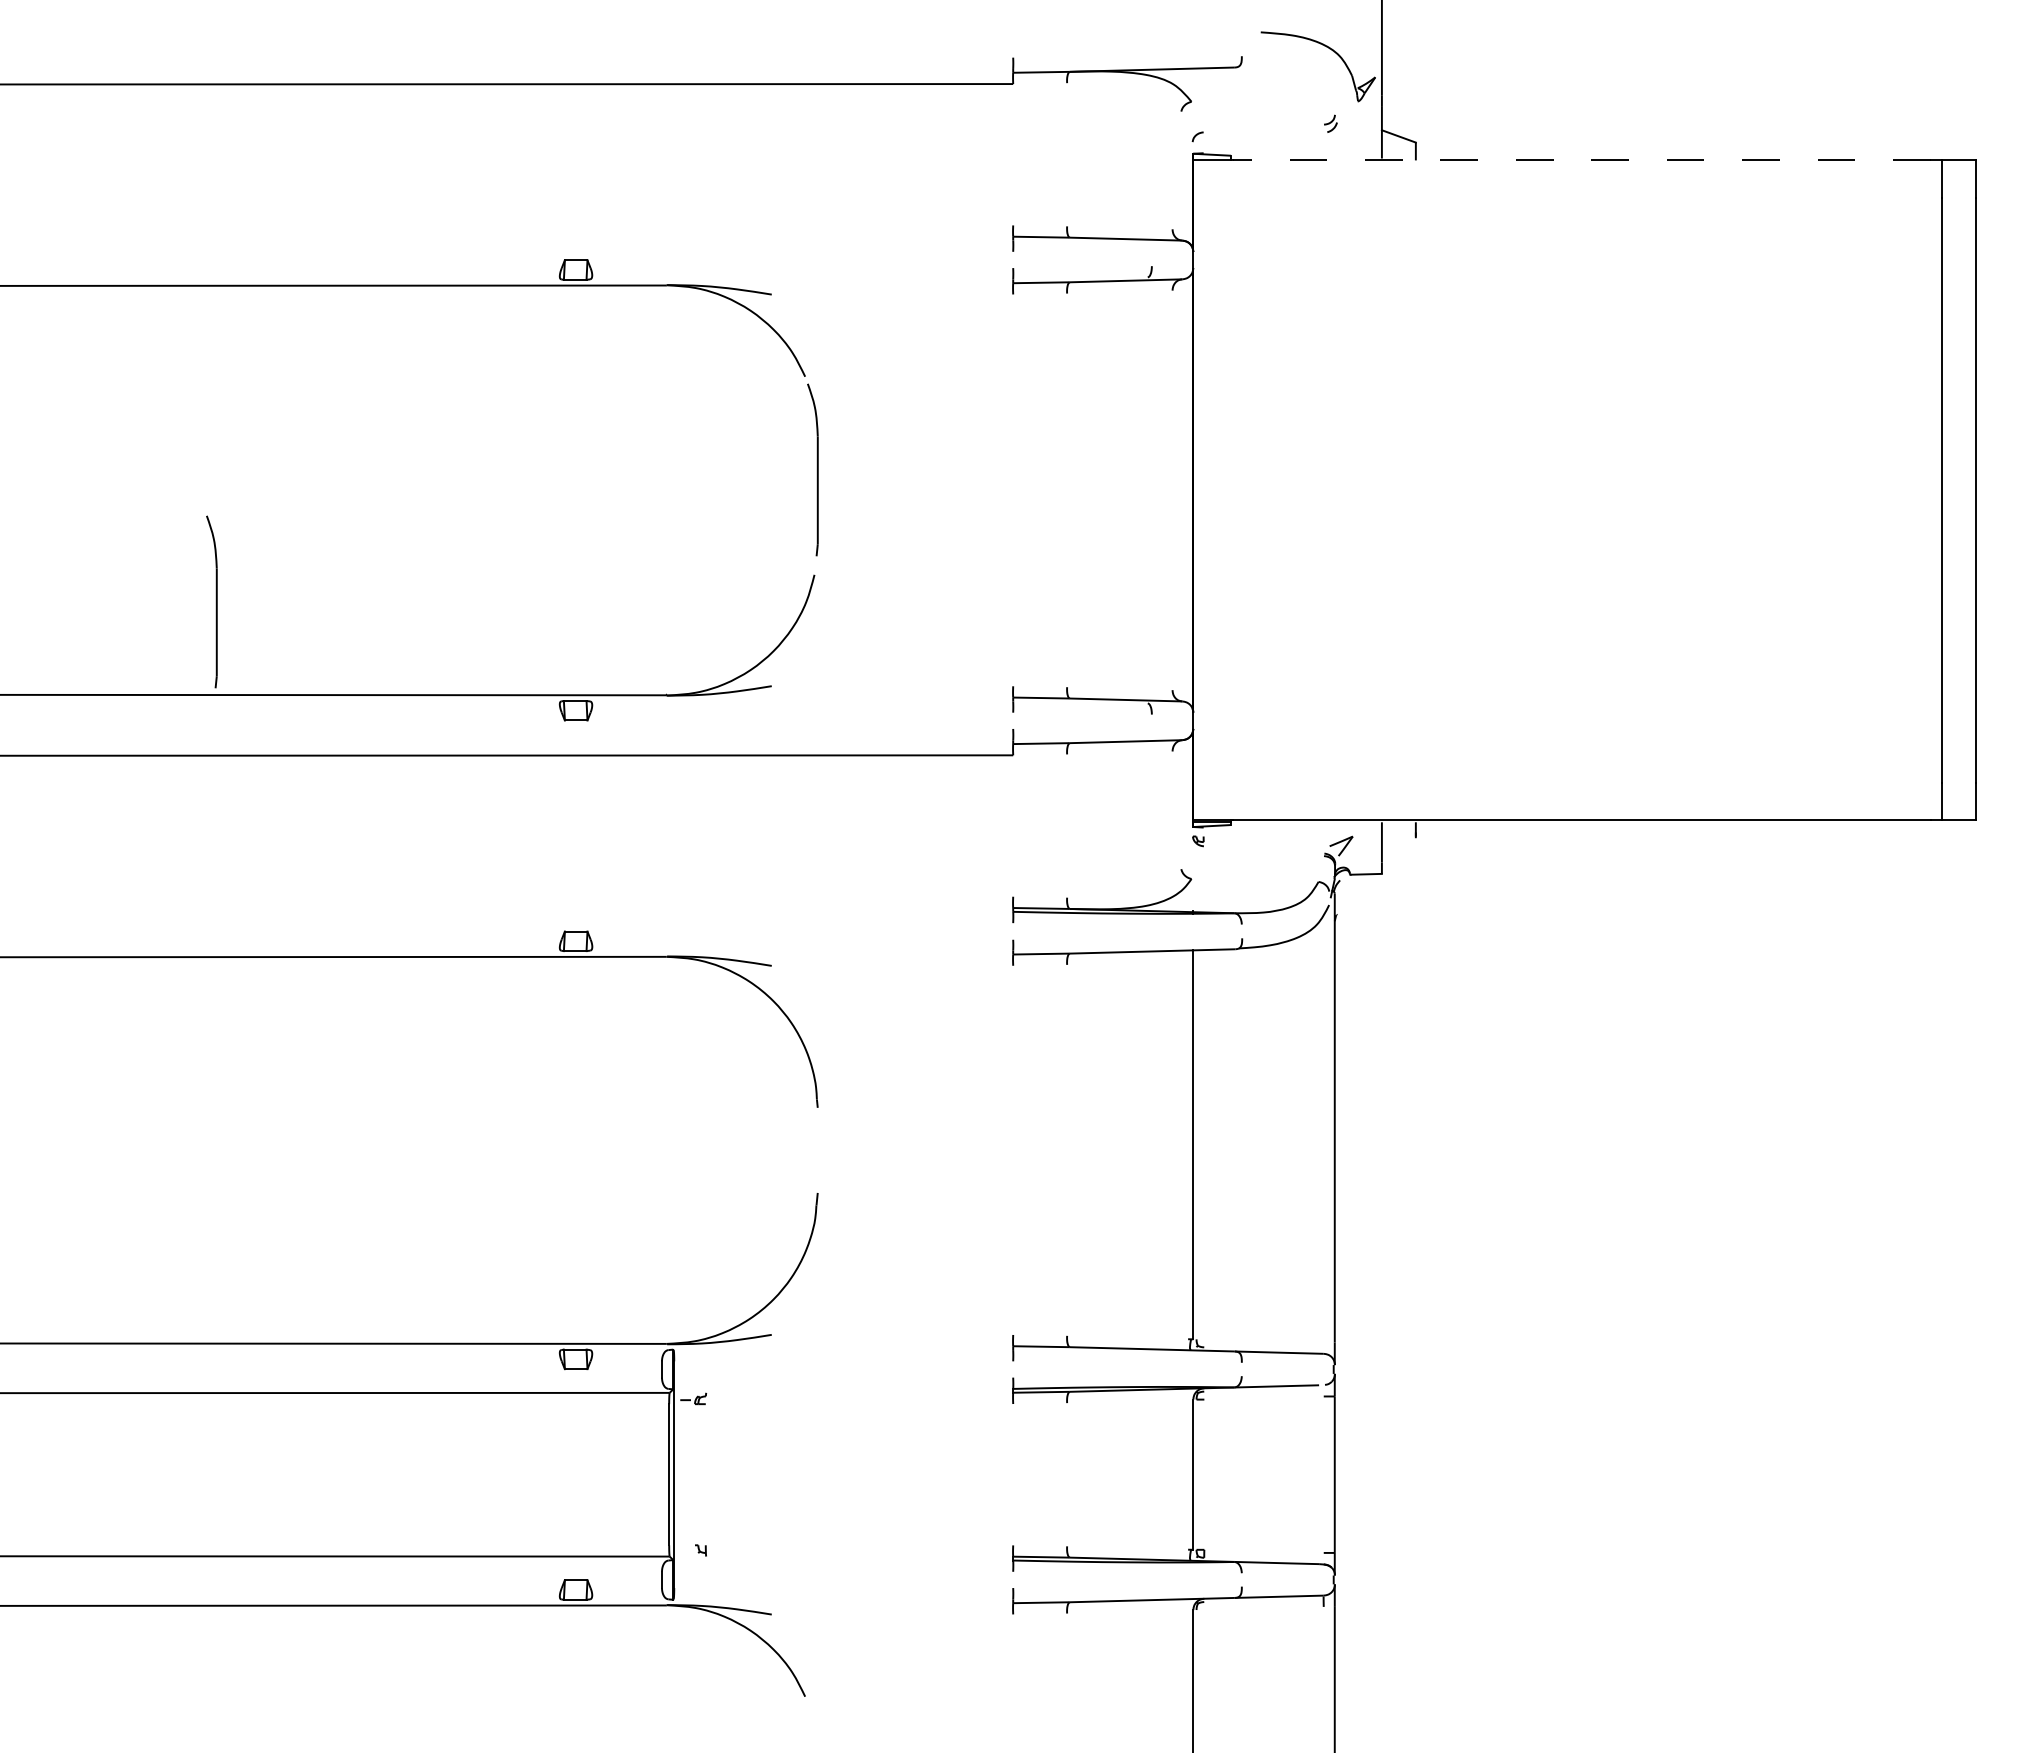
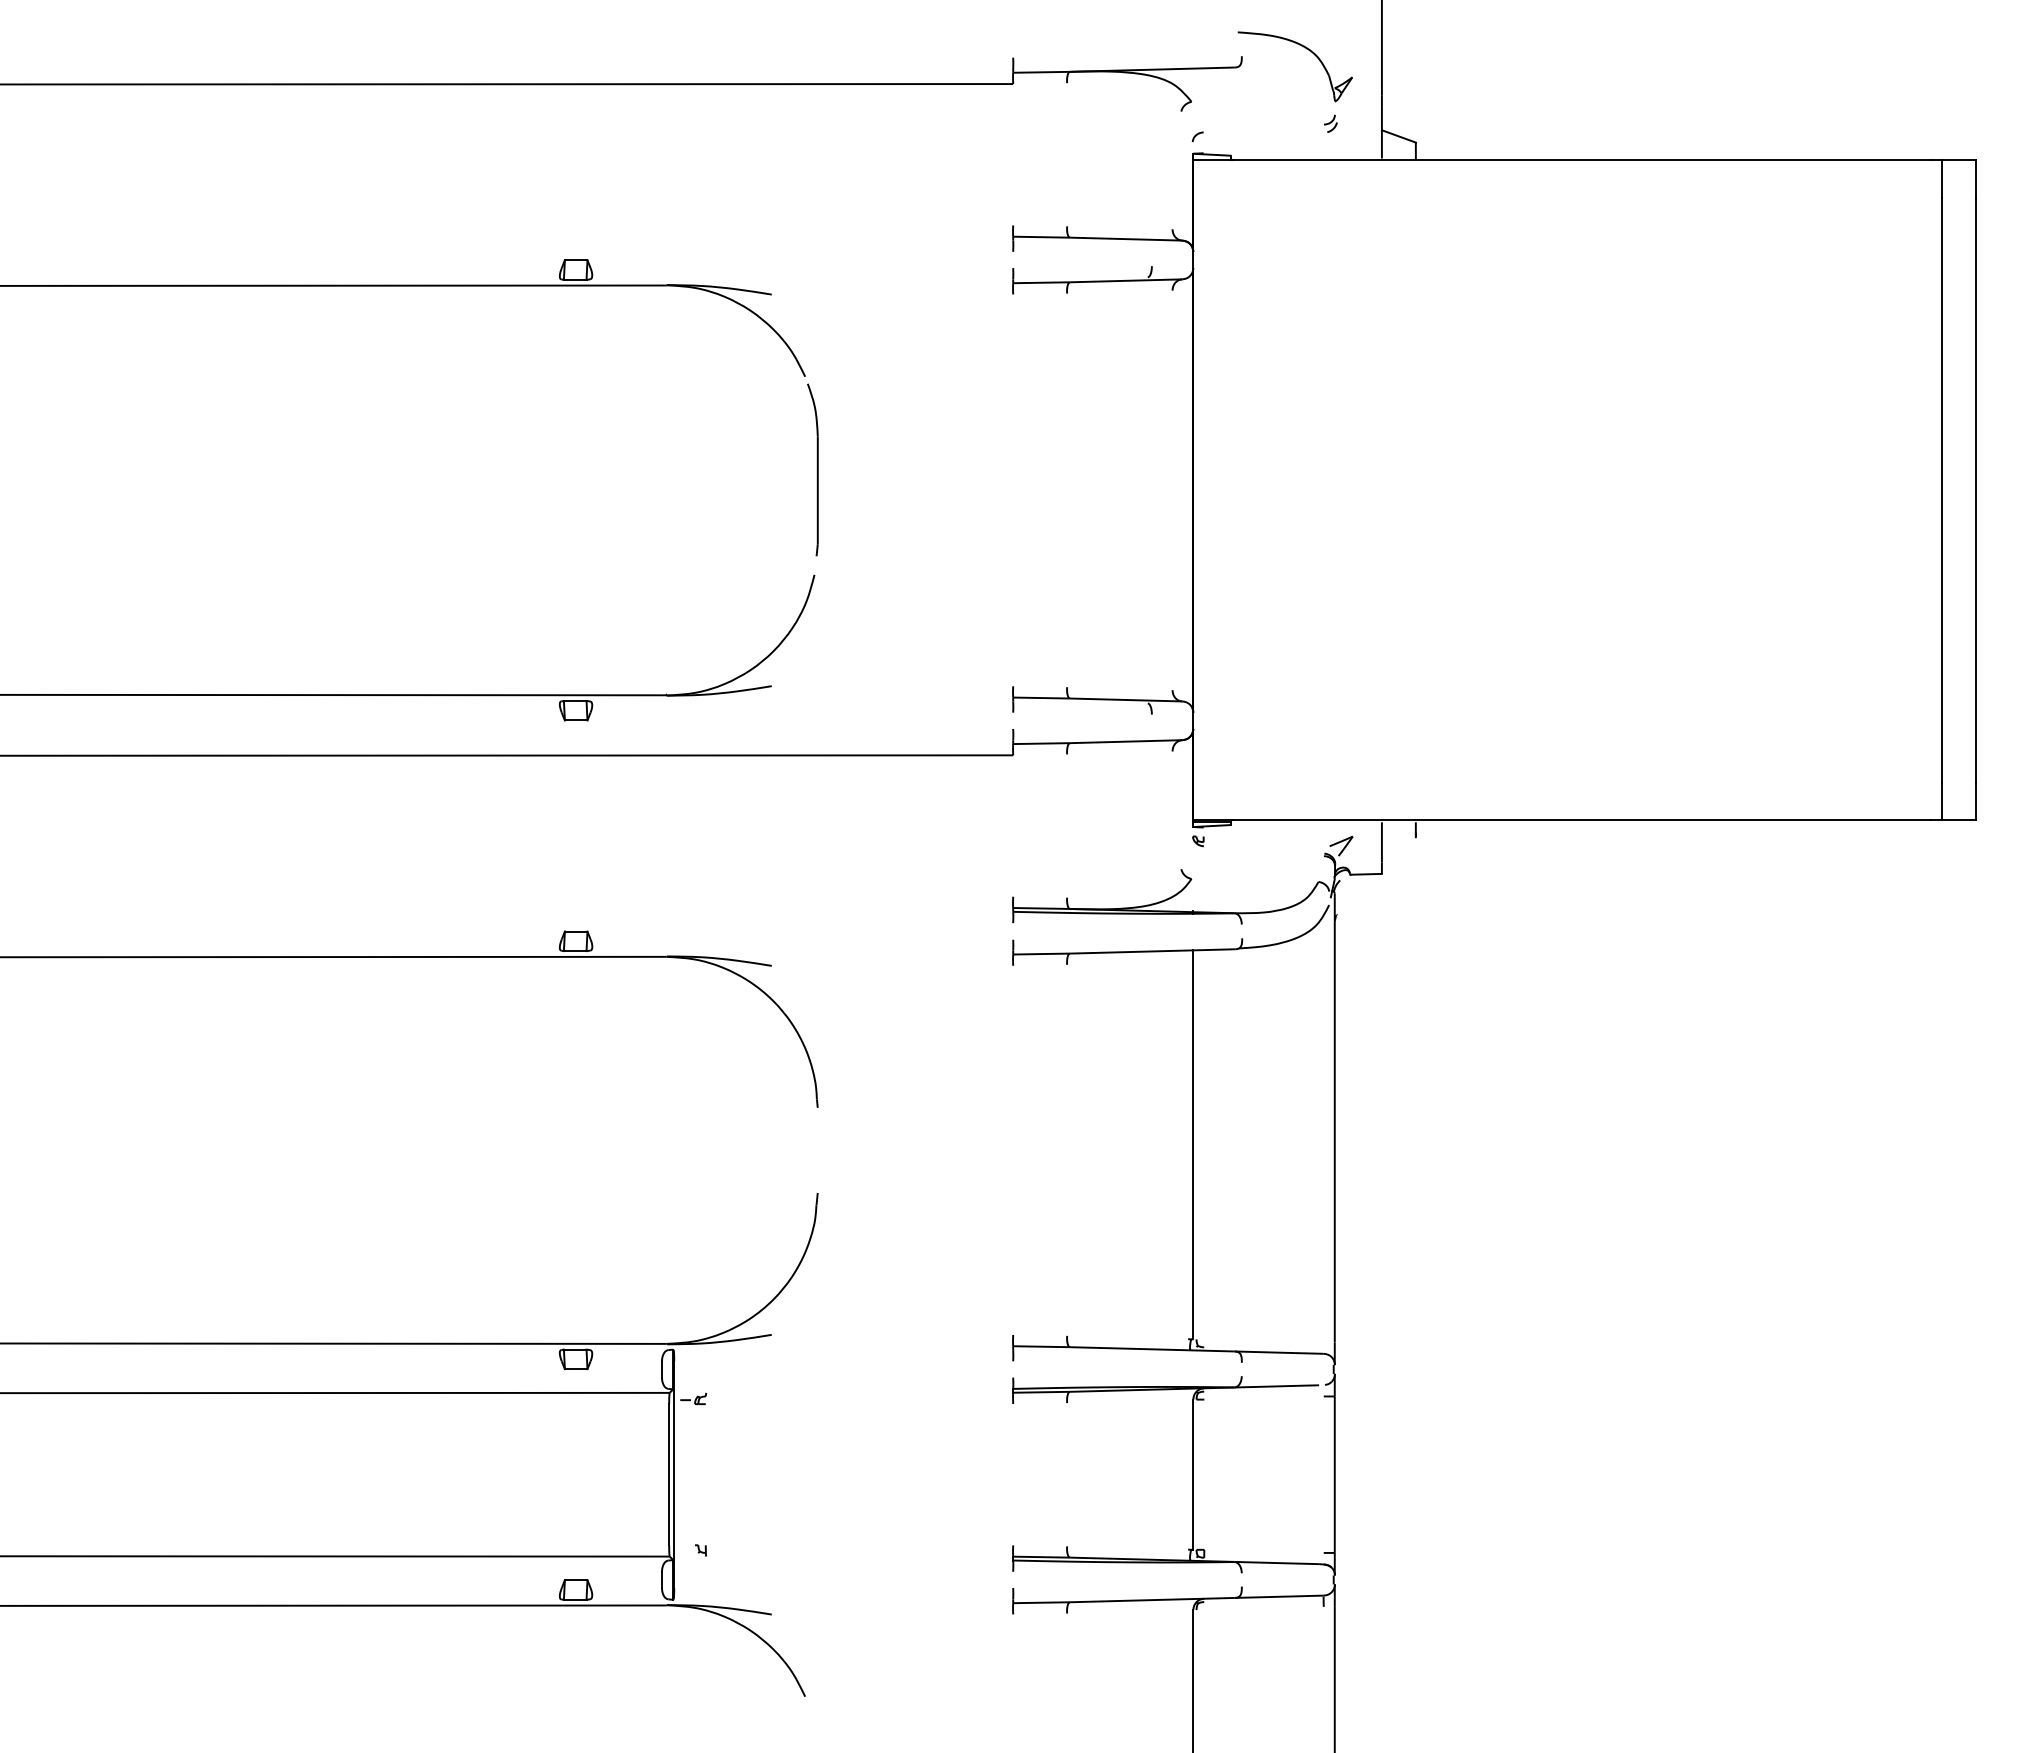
part position: (1329, 49) -> (1306, 49) (1306, 49)
line: dashed -> solid (1581, 160)
part: present -> none (211, 601)
